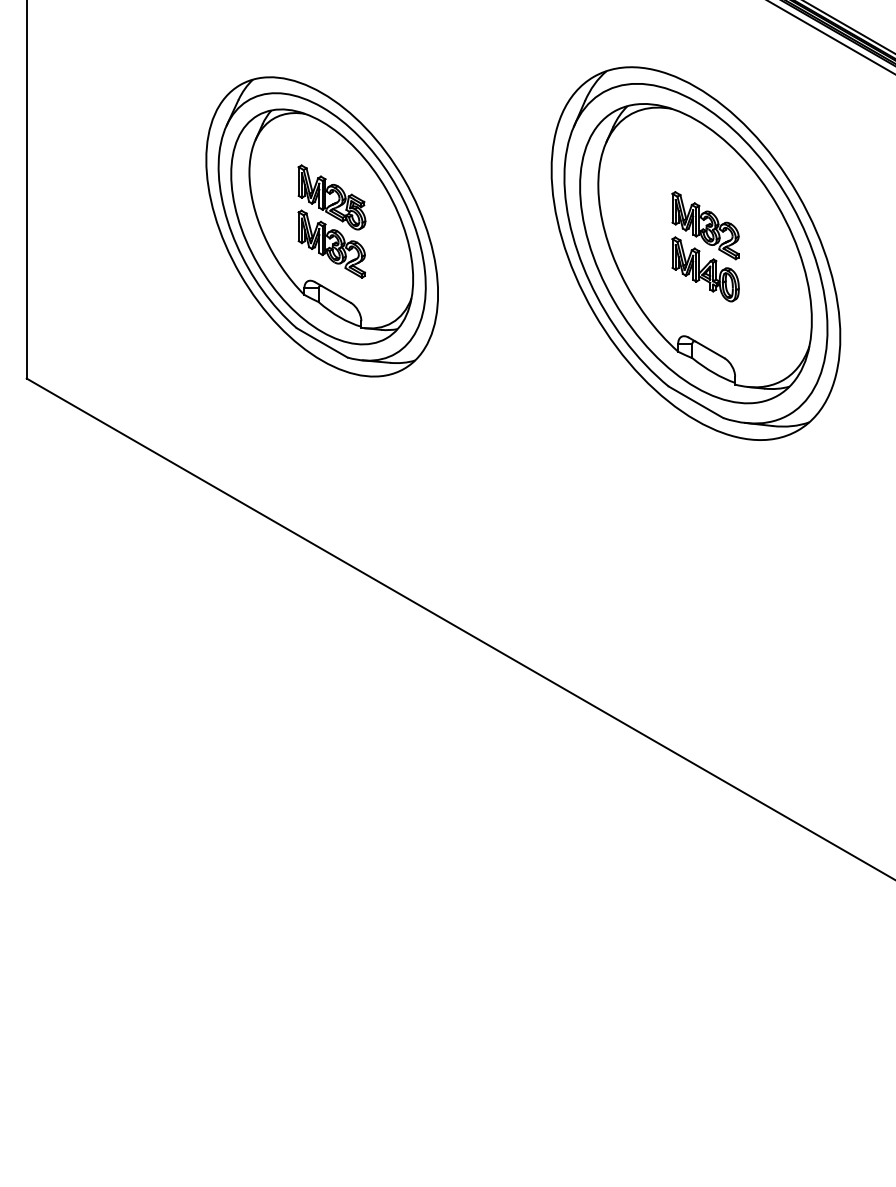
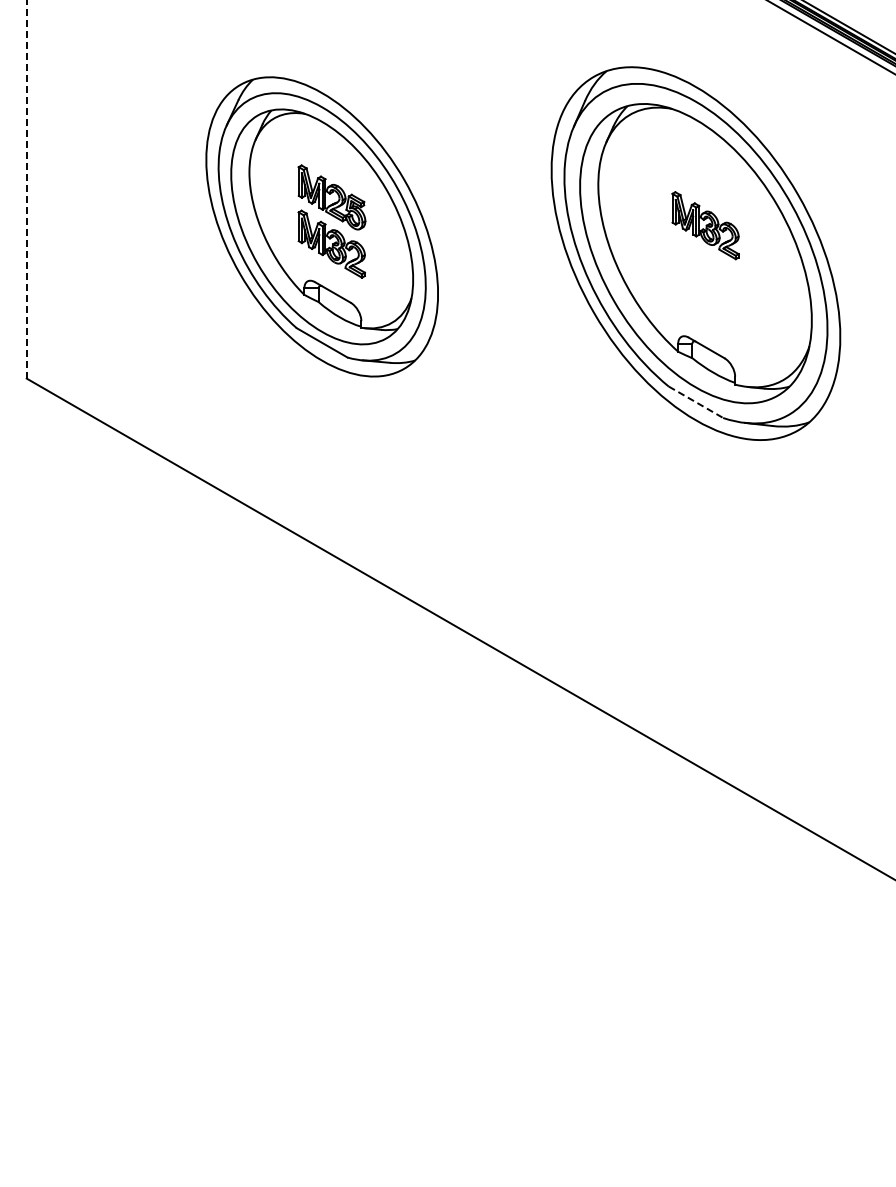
line: solid -> dashed (26, 189)
part: present -> none (705, 269)
line: solid -> dashed (696, 402)
